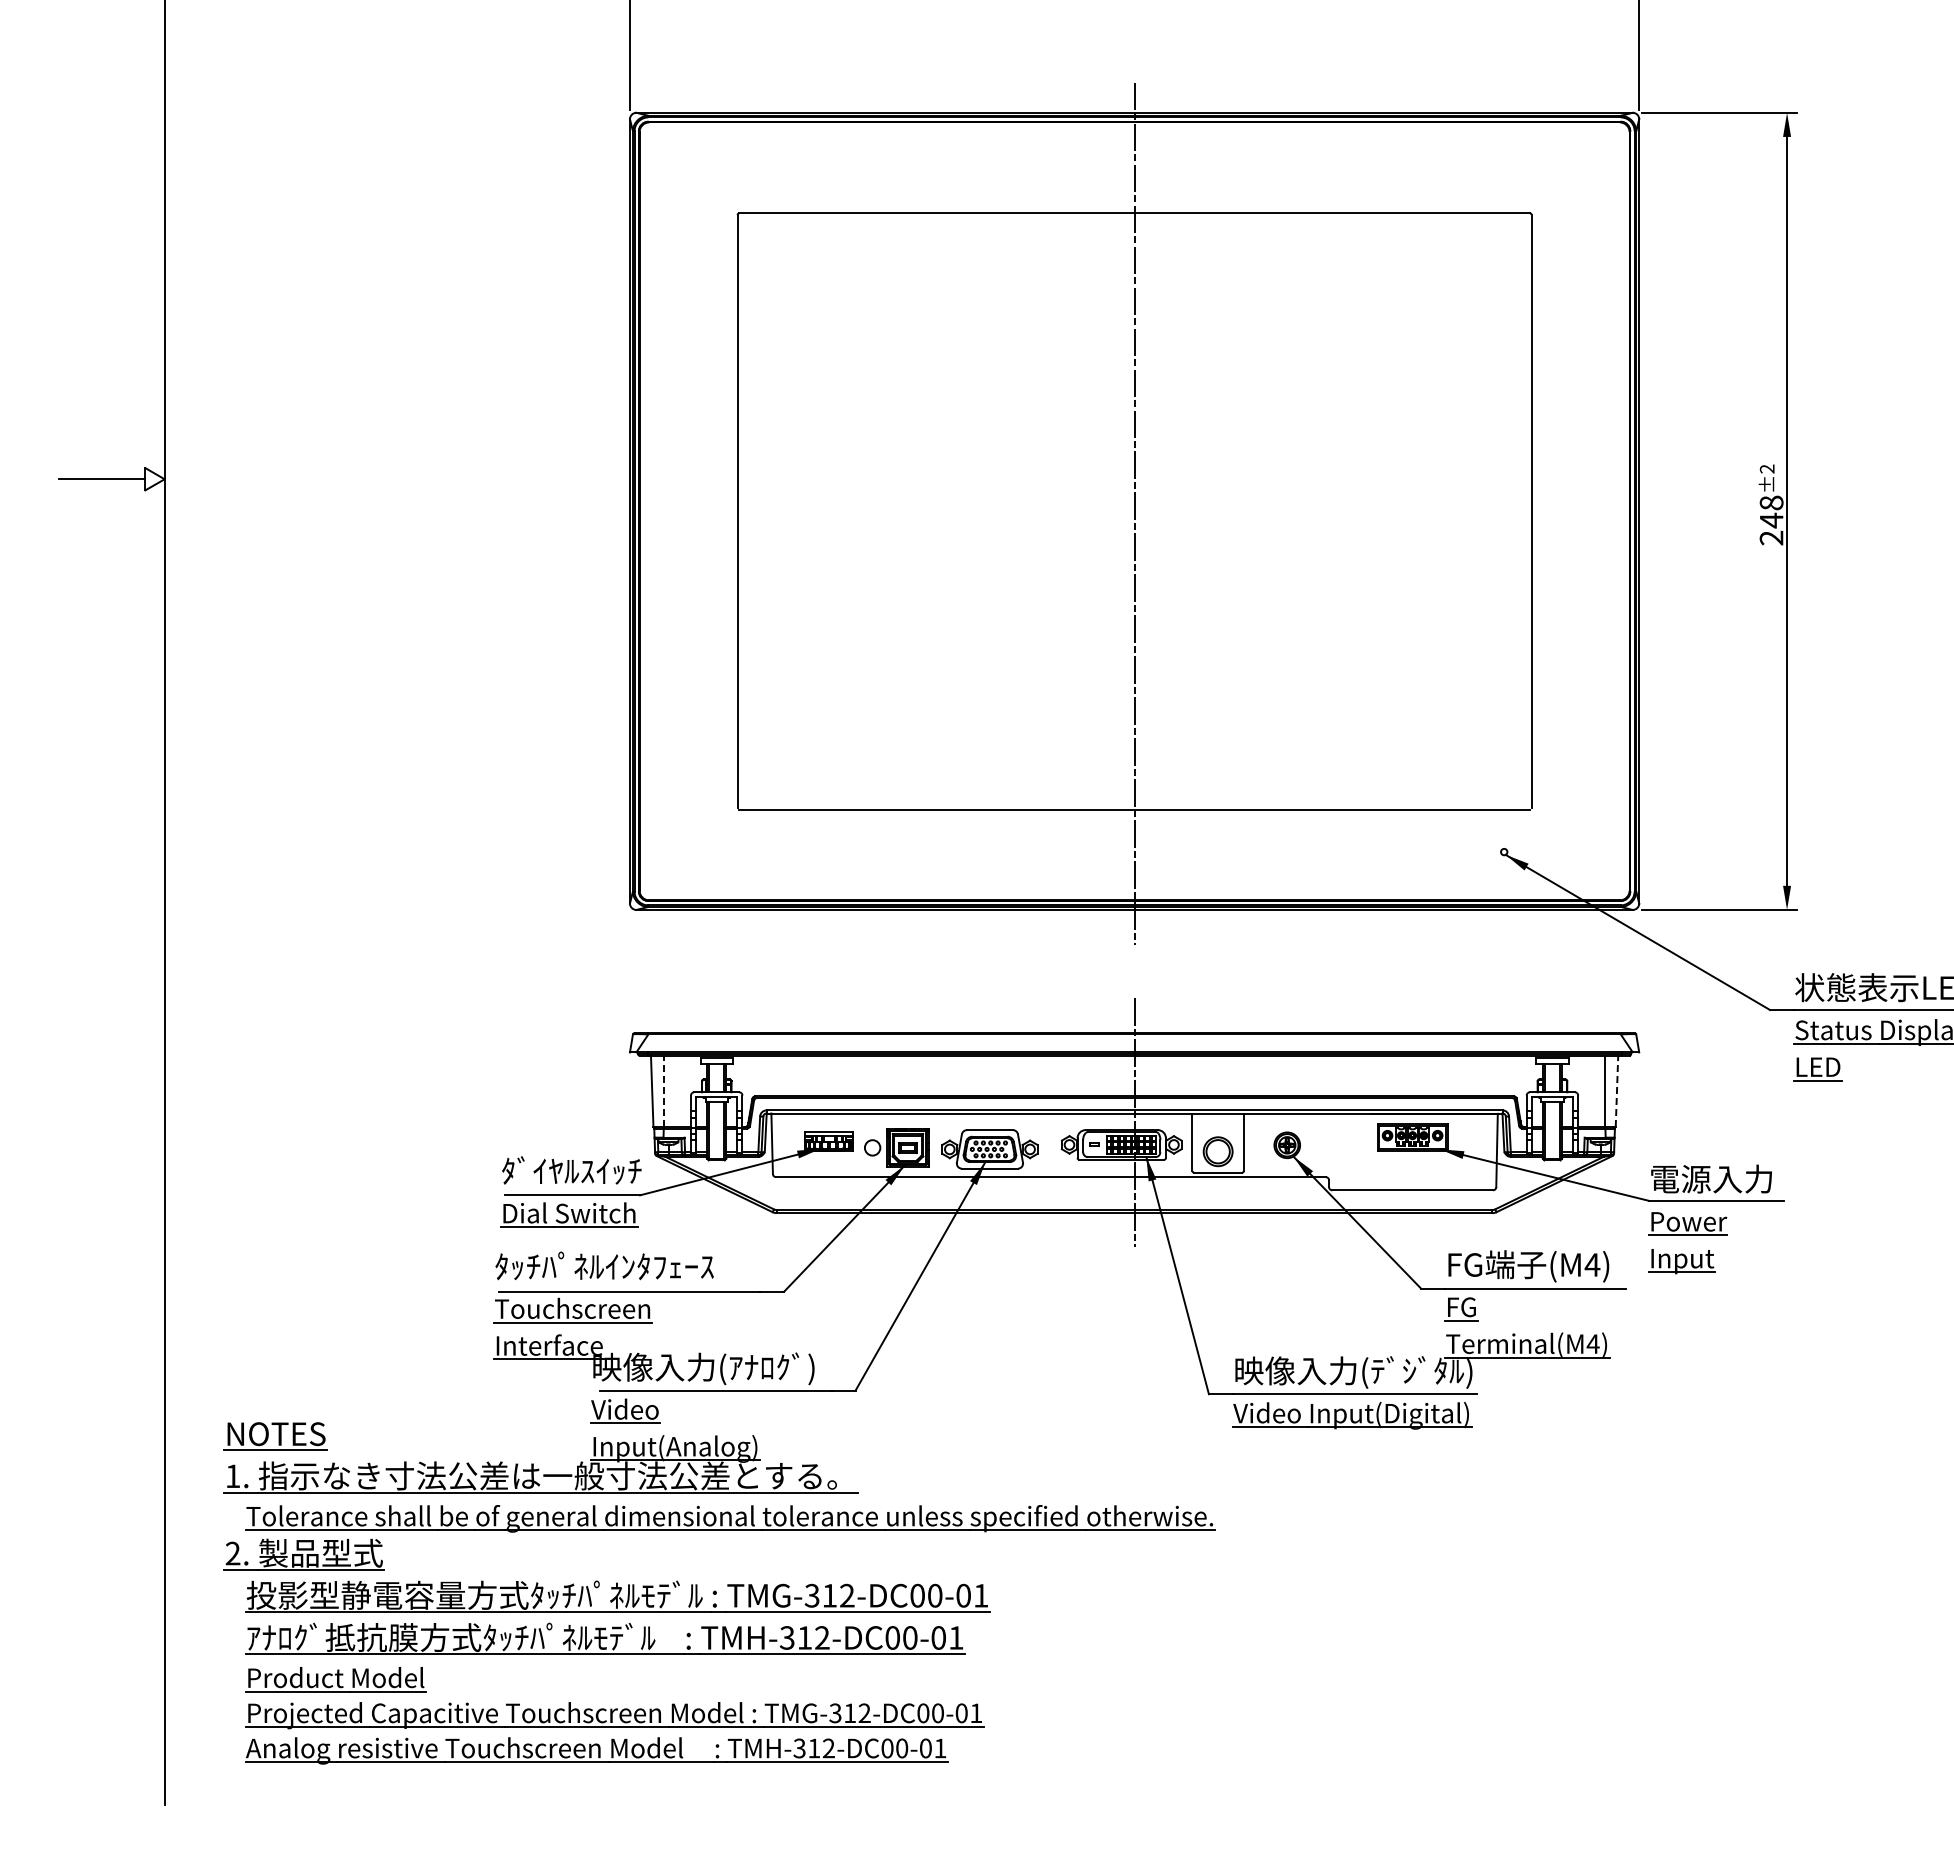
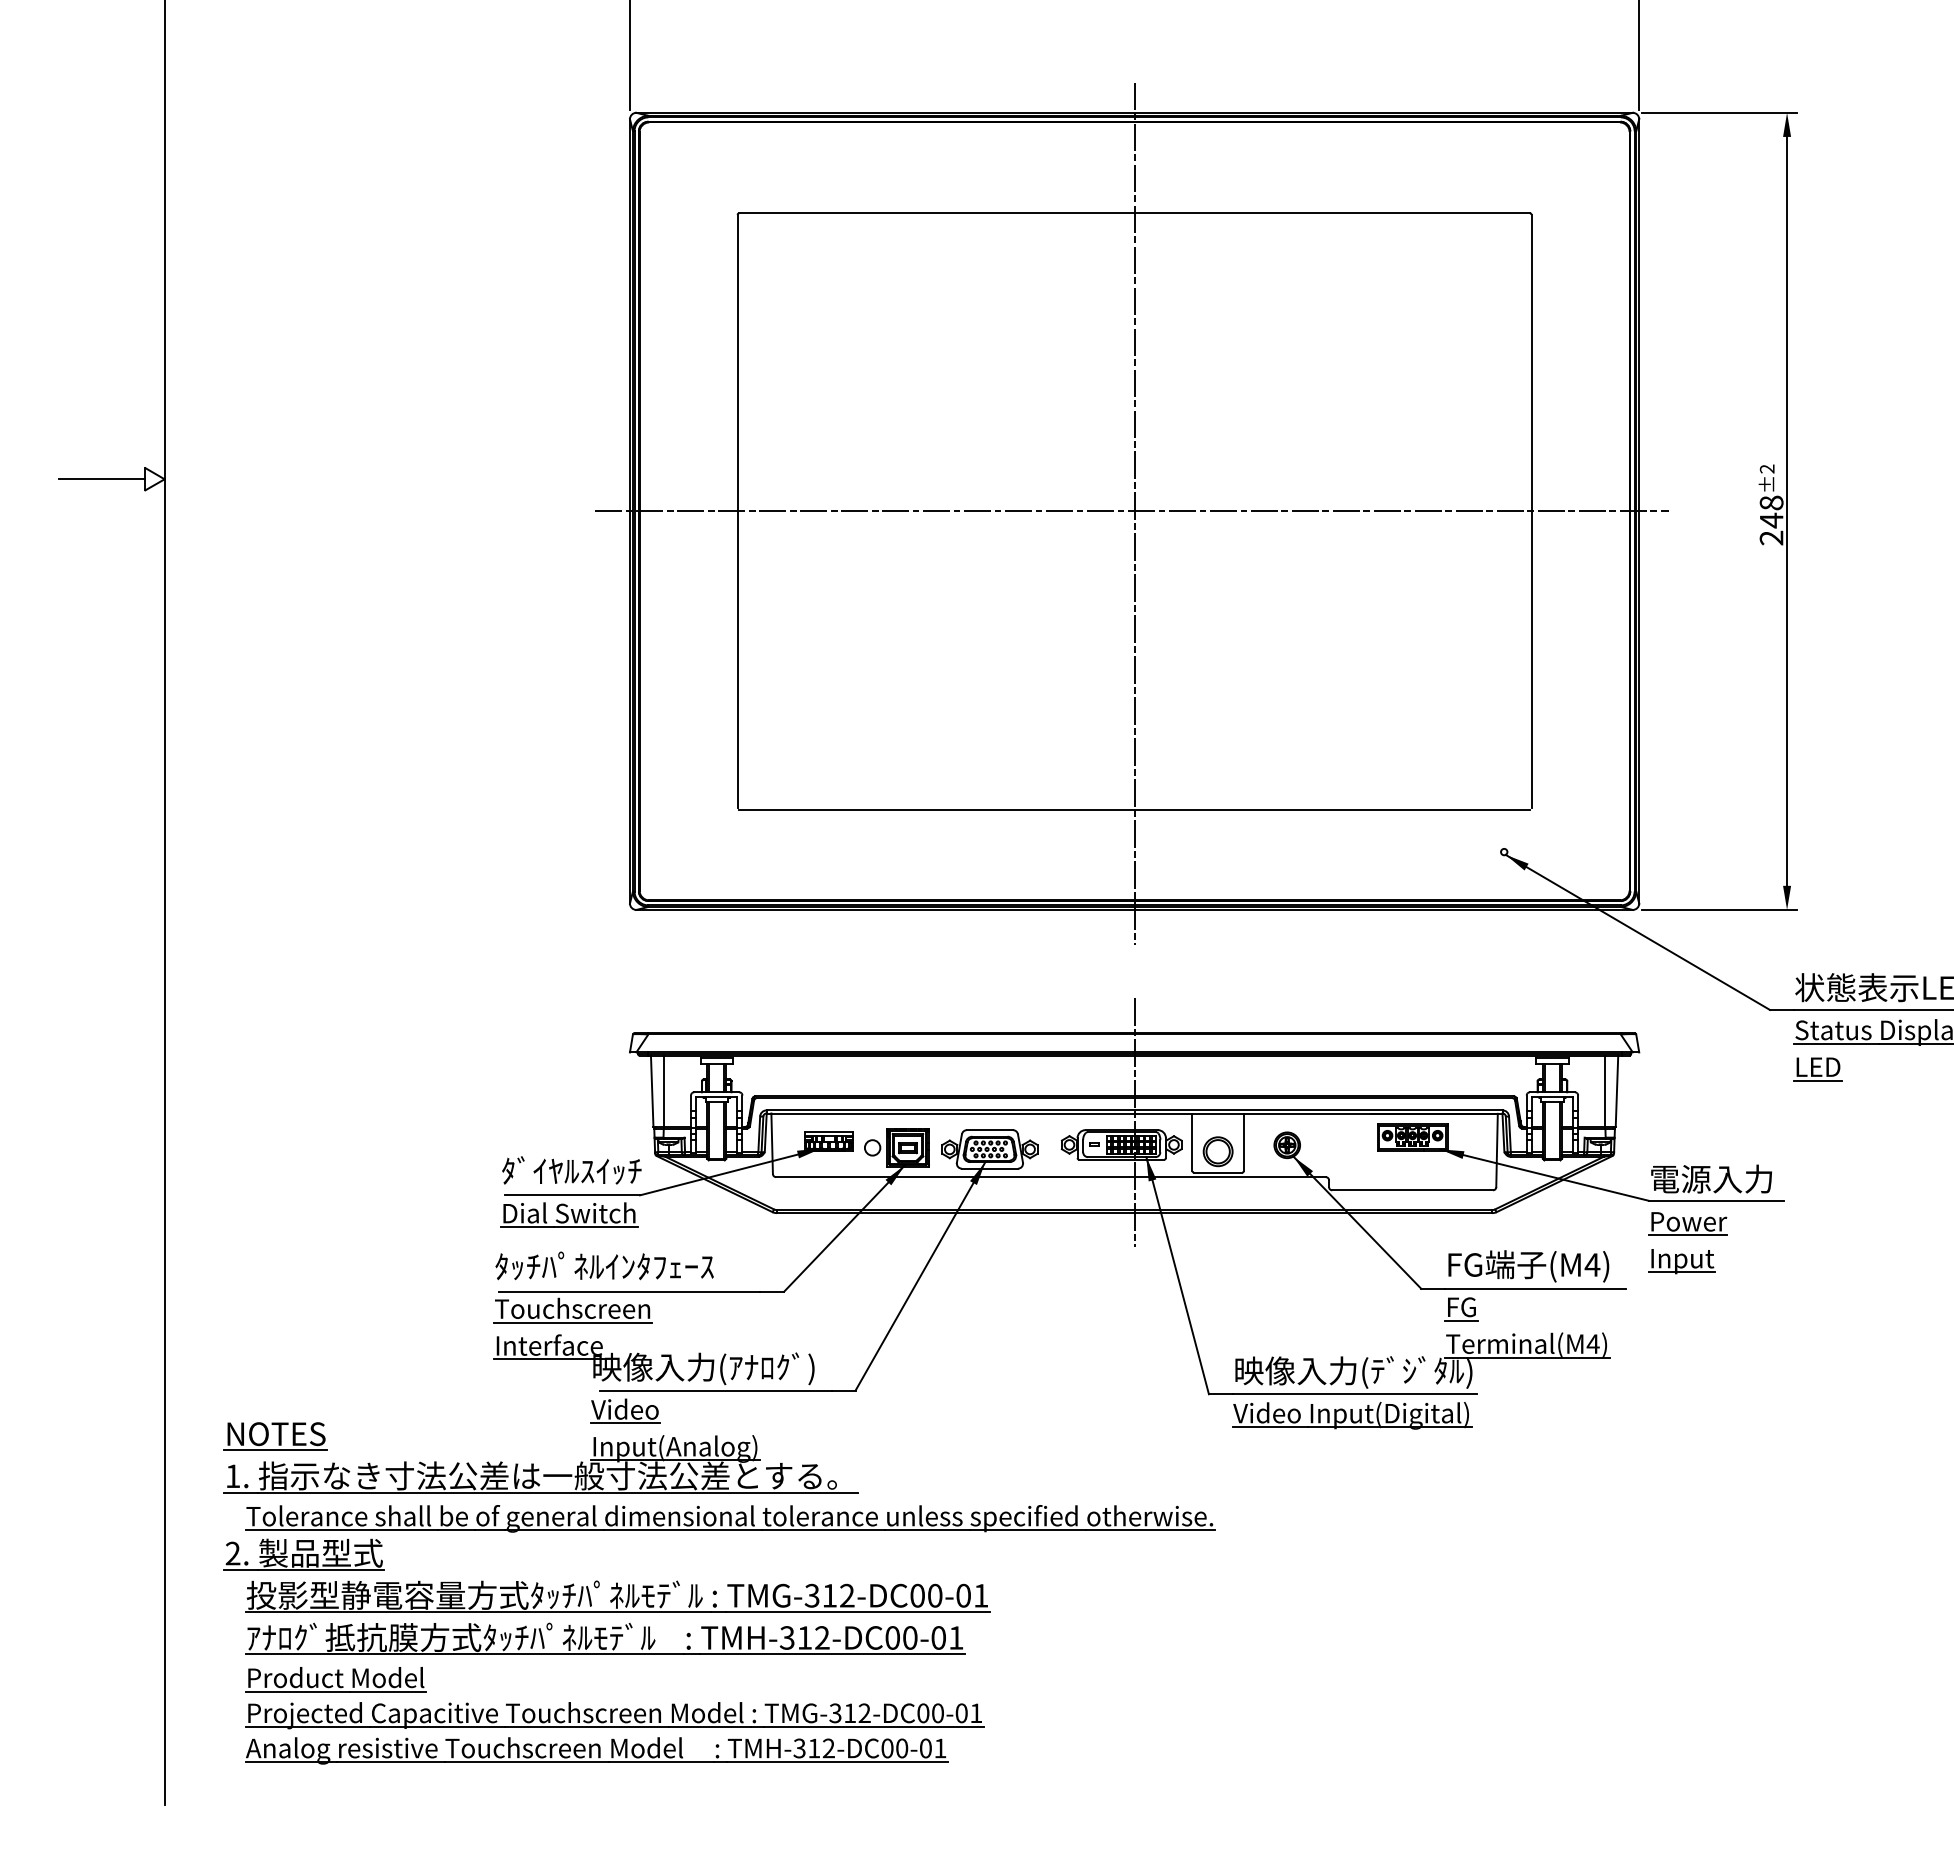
line: none -> present (1132, 511)
line: dashed -> solid (663, 1091)
line: dashed -> solid (1616, 1091)
